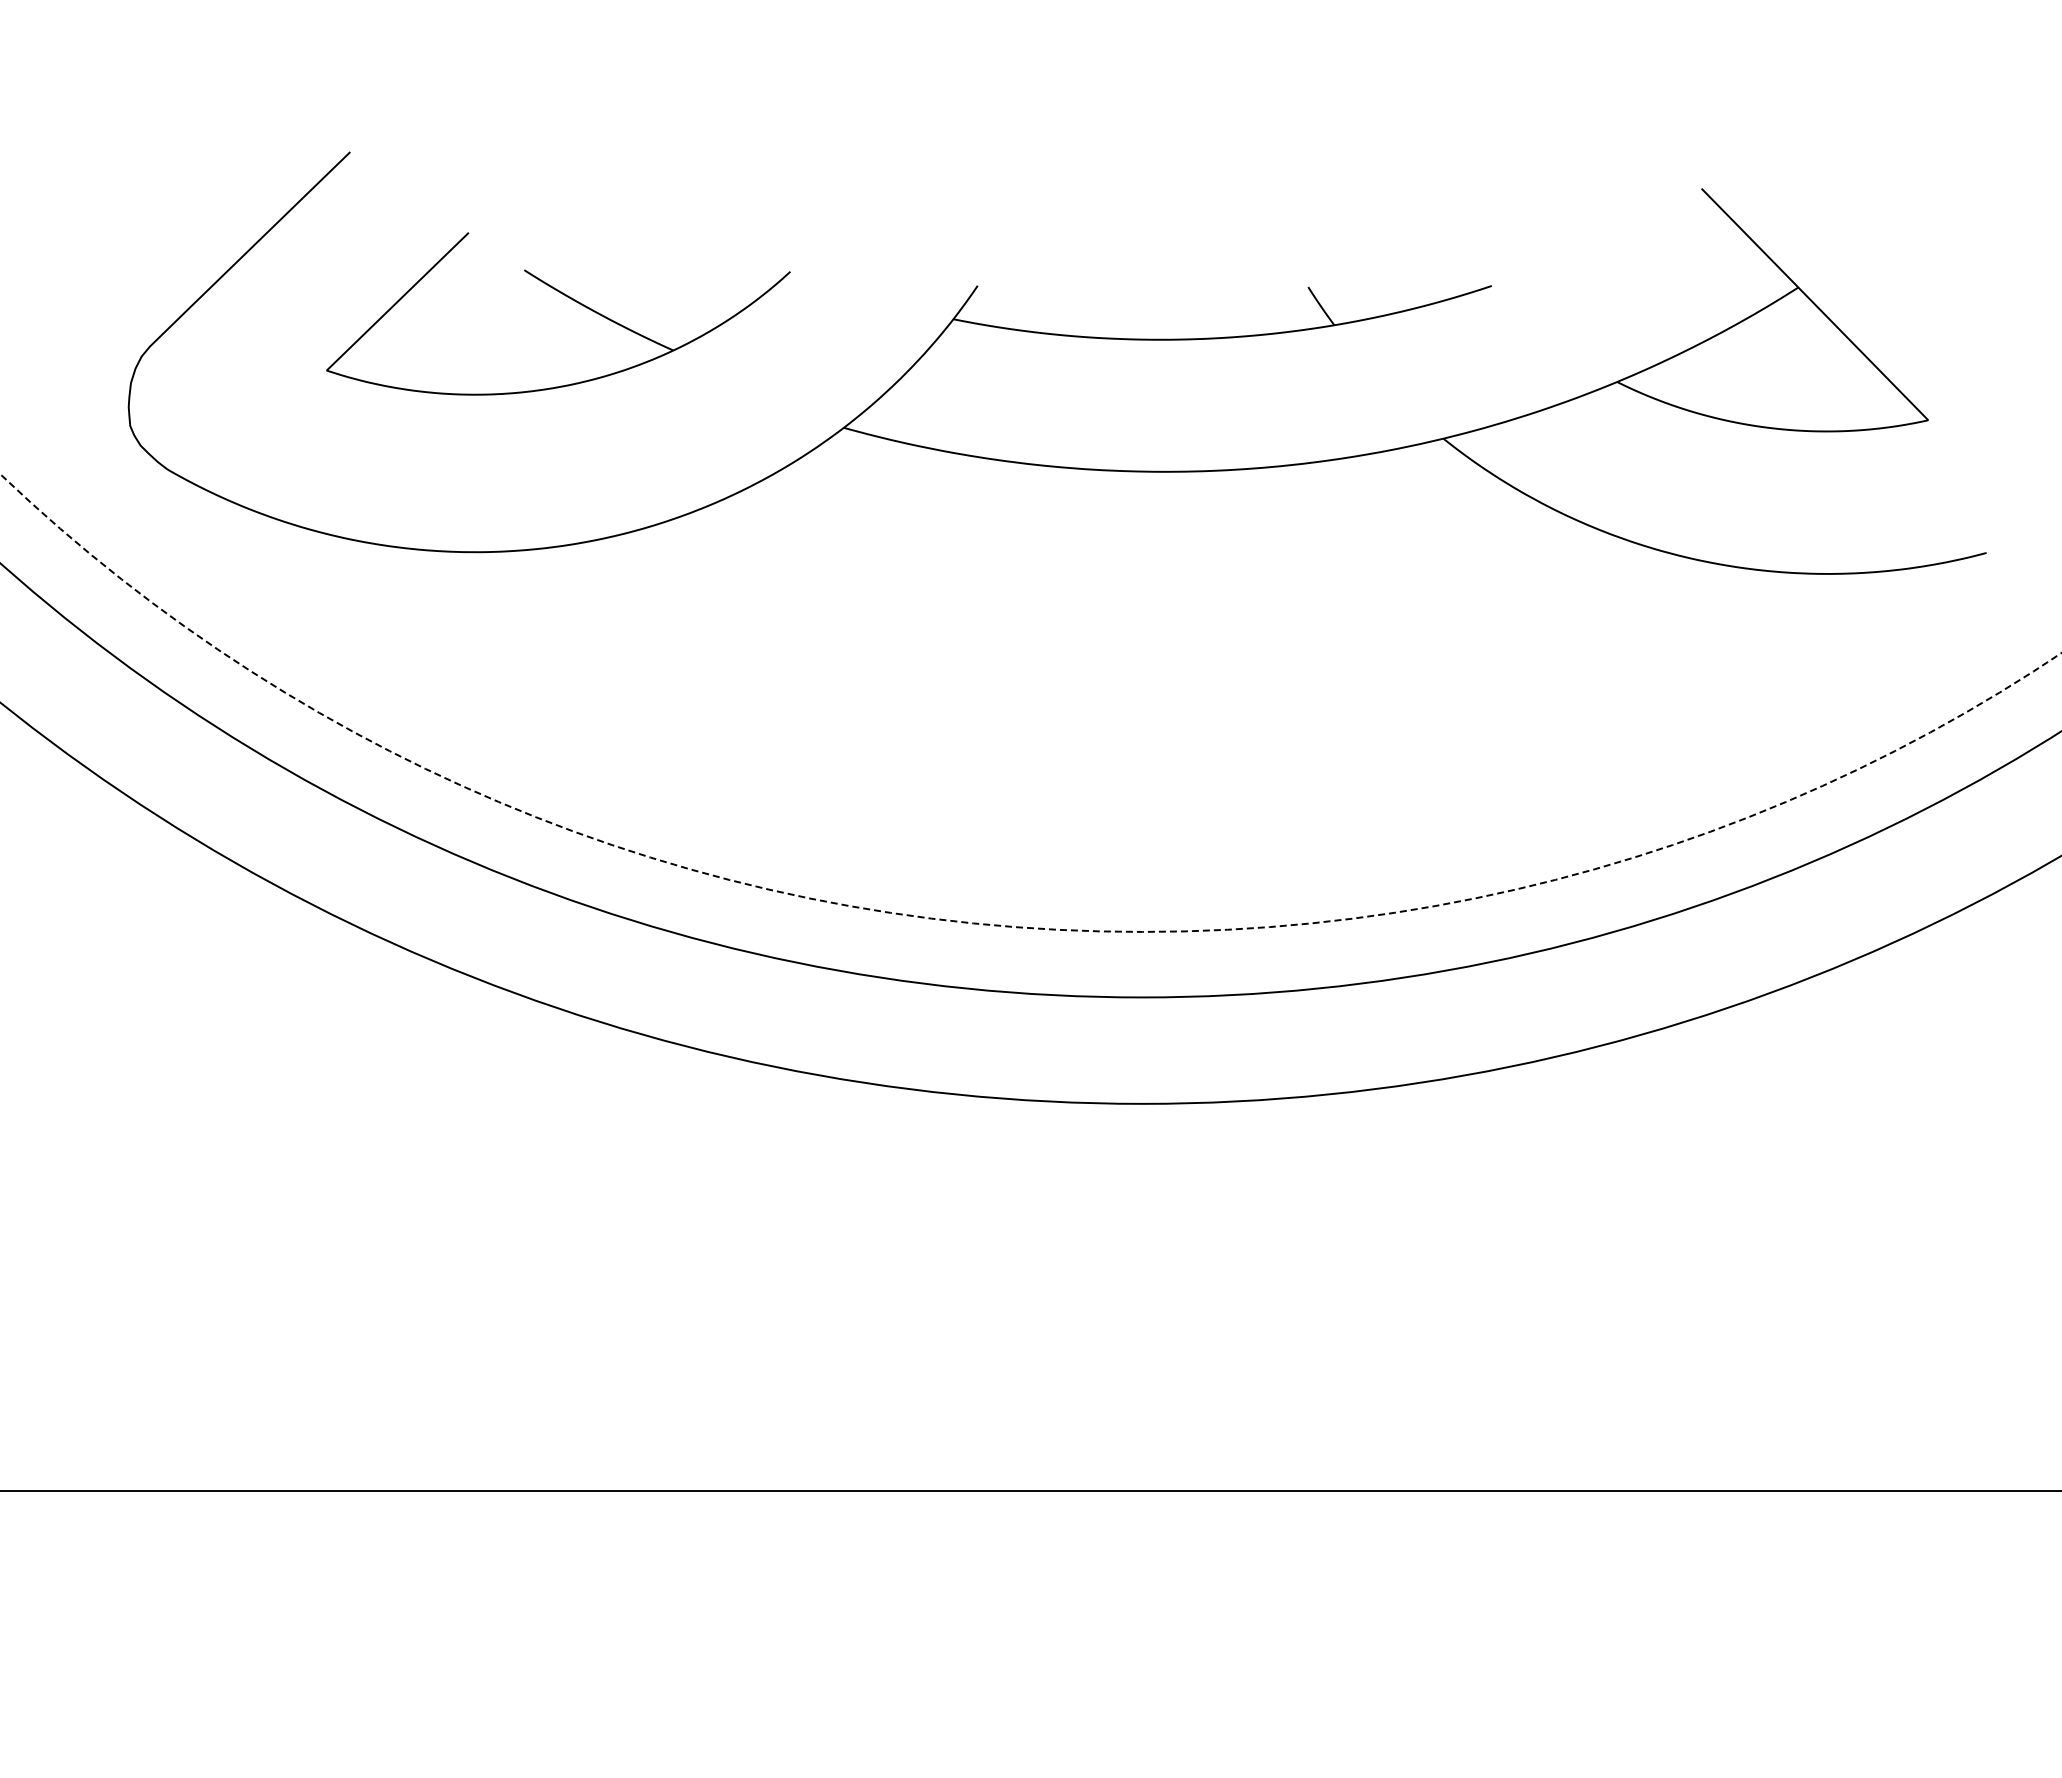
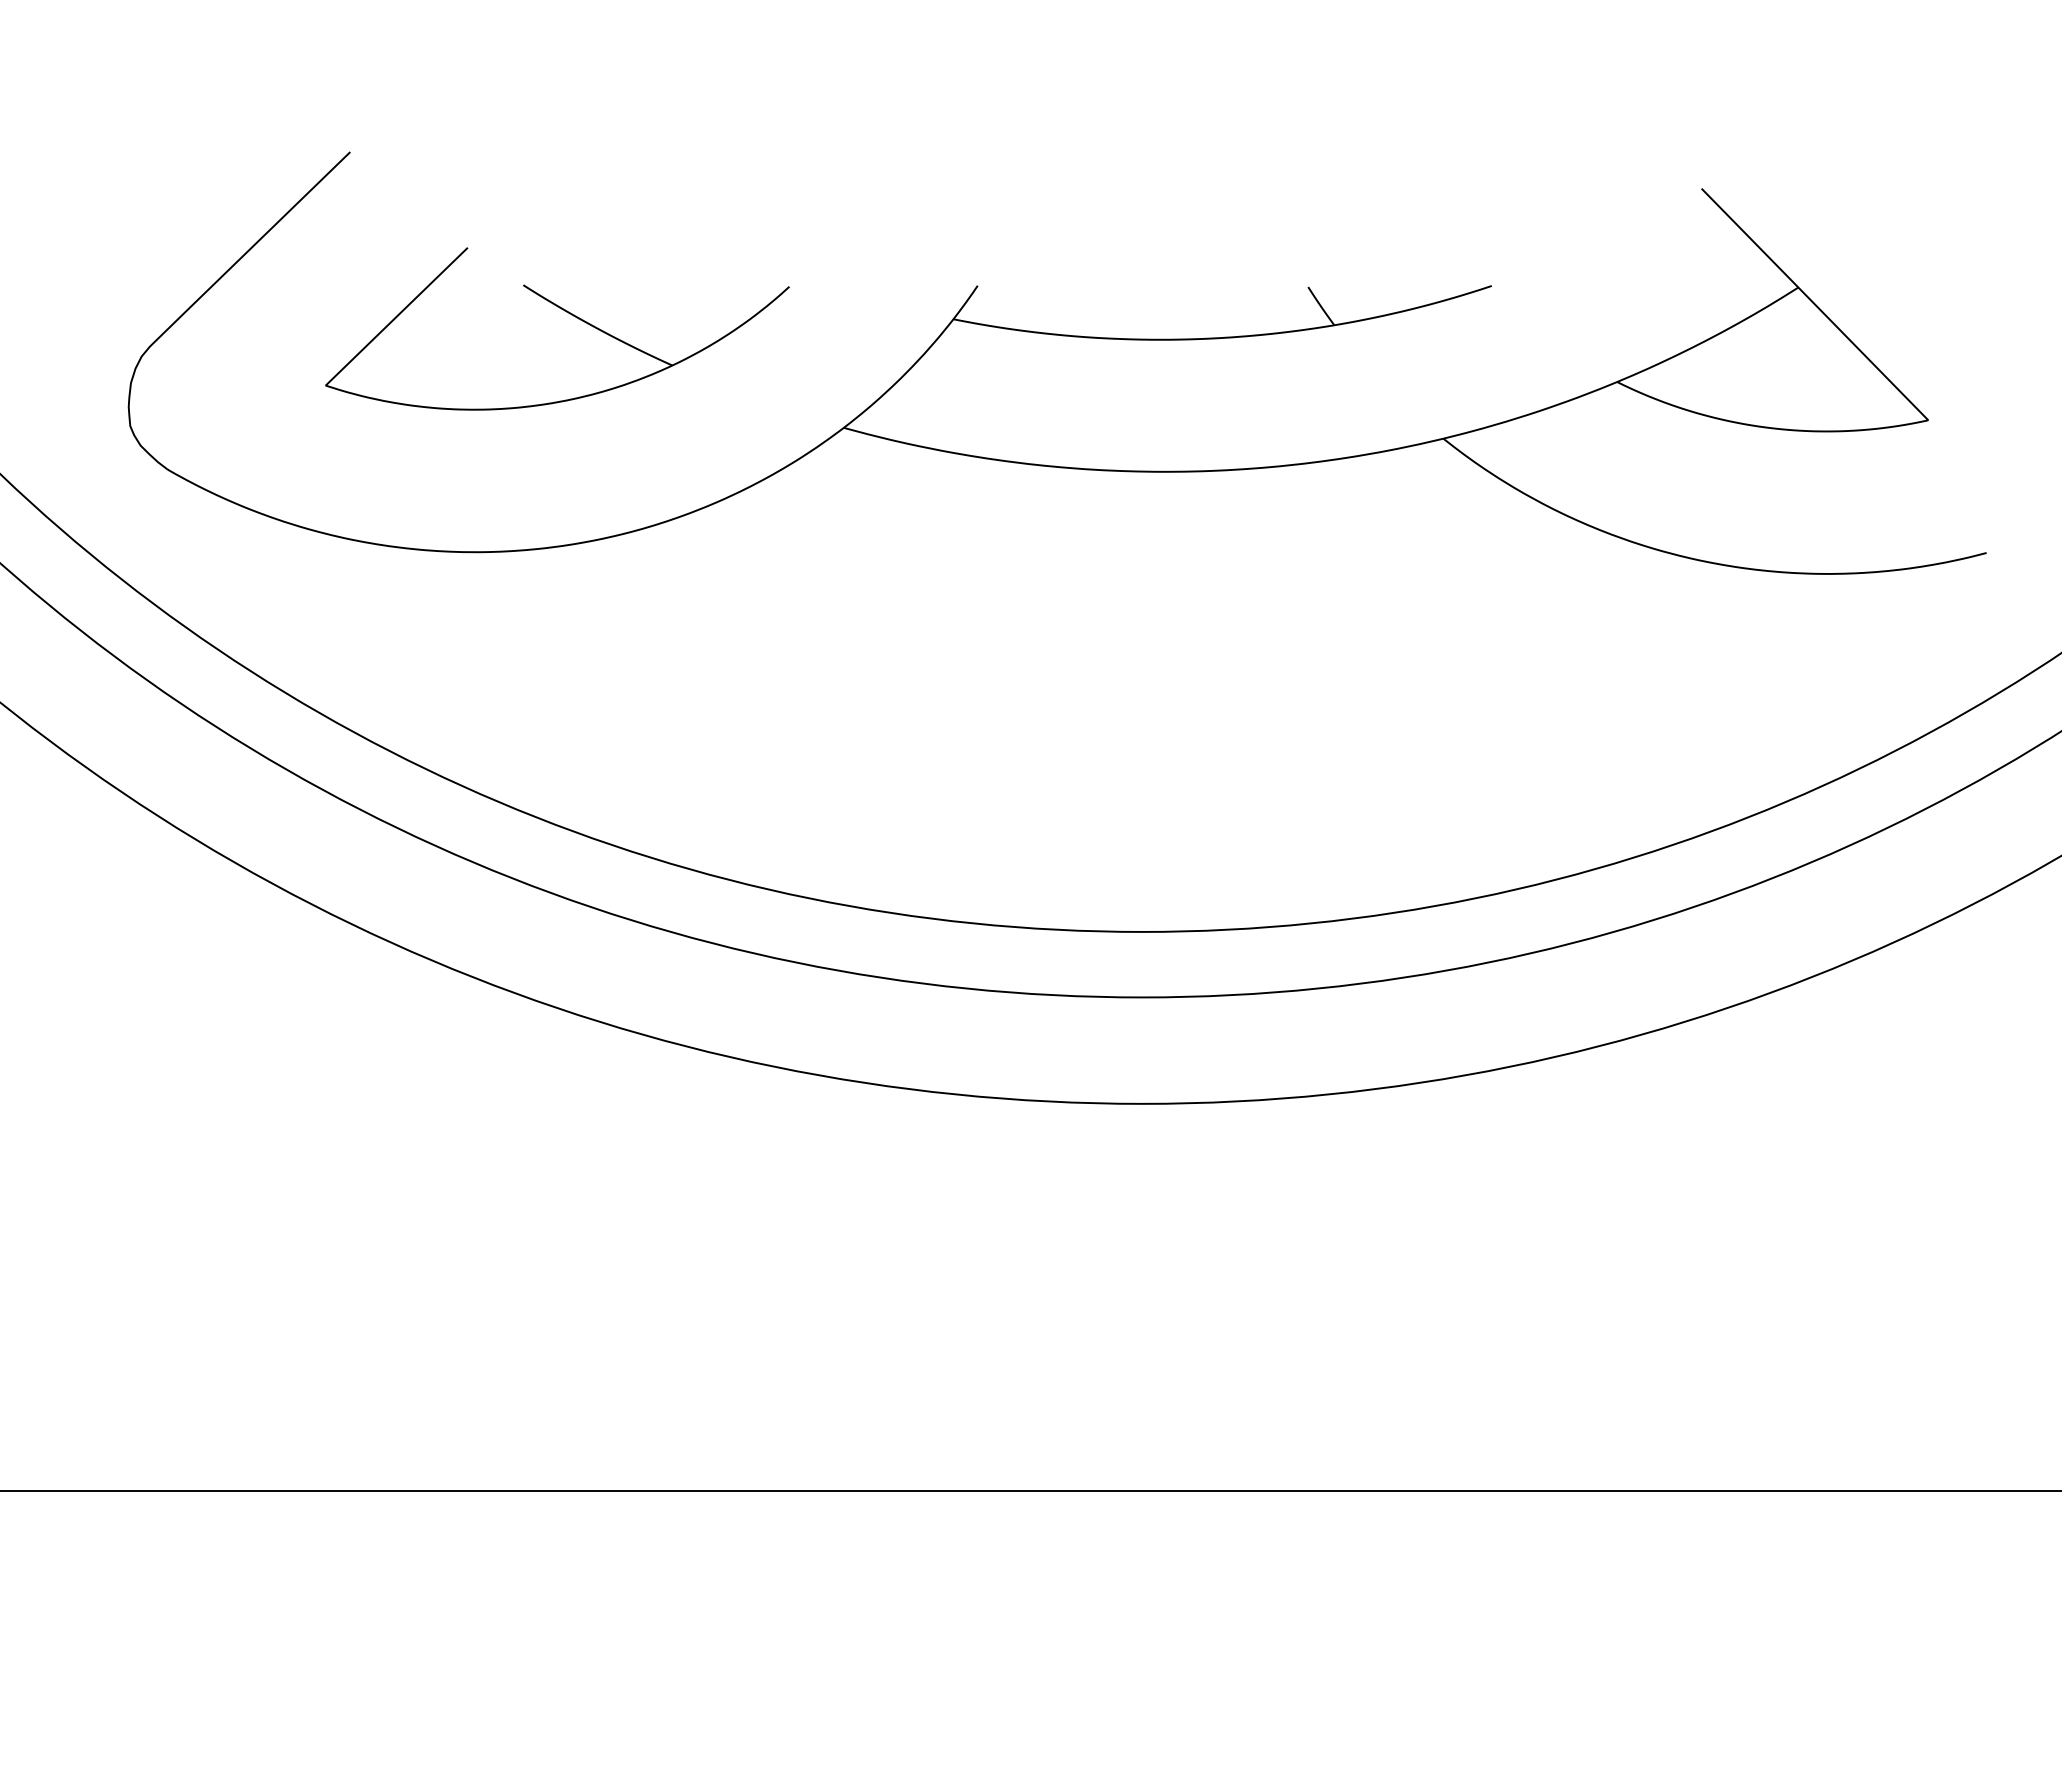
part position: (567, 297) -> (566, 312) (566, 312)
circle: dashed -> solid (1030, 702)
